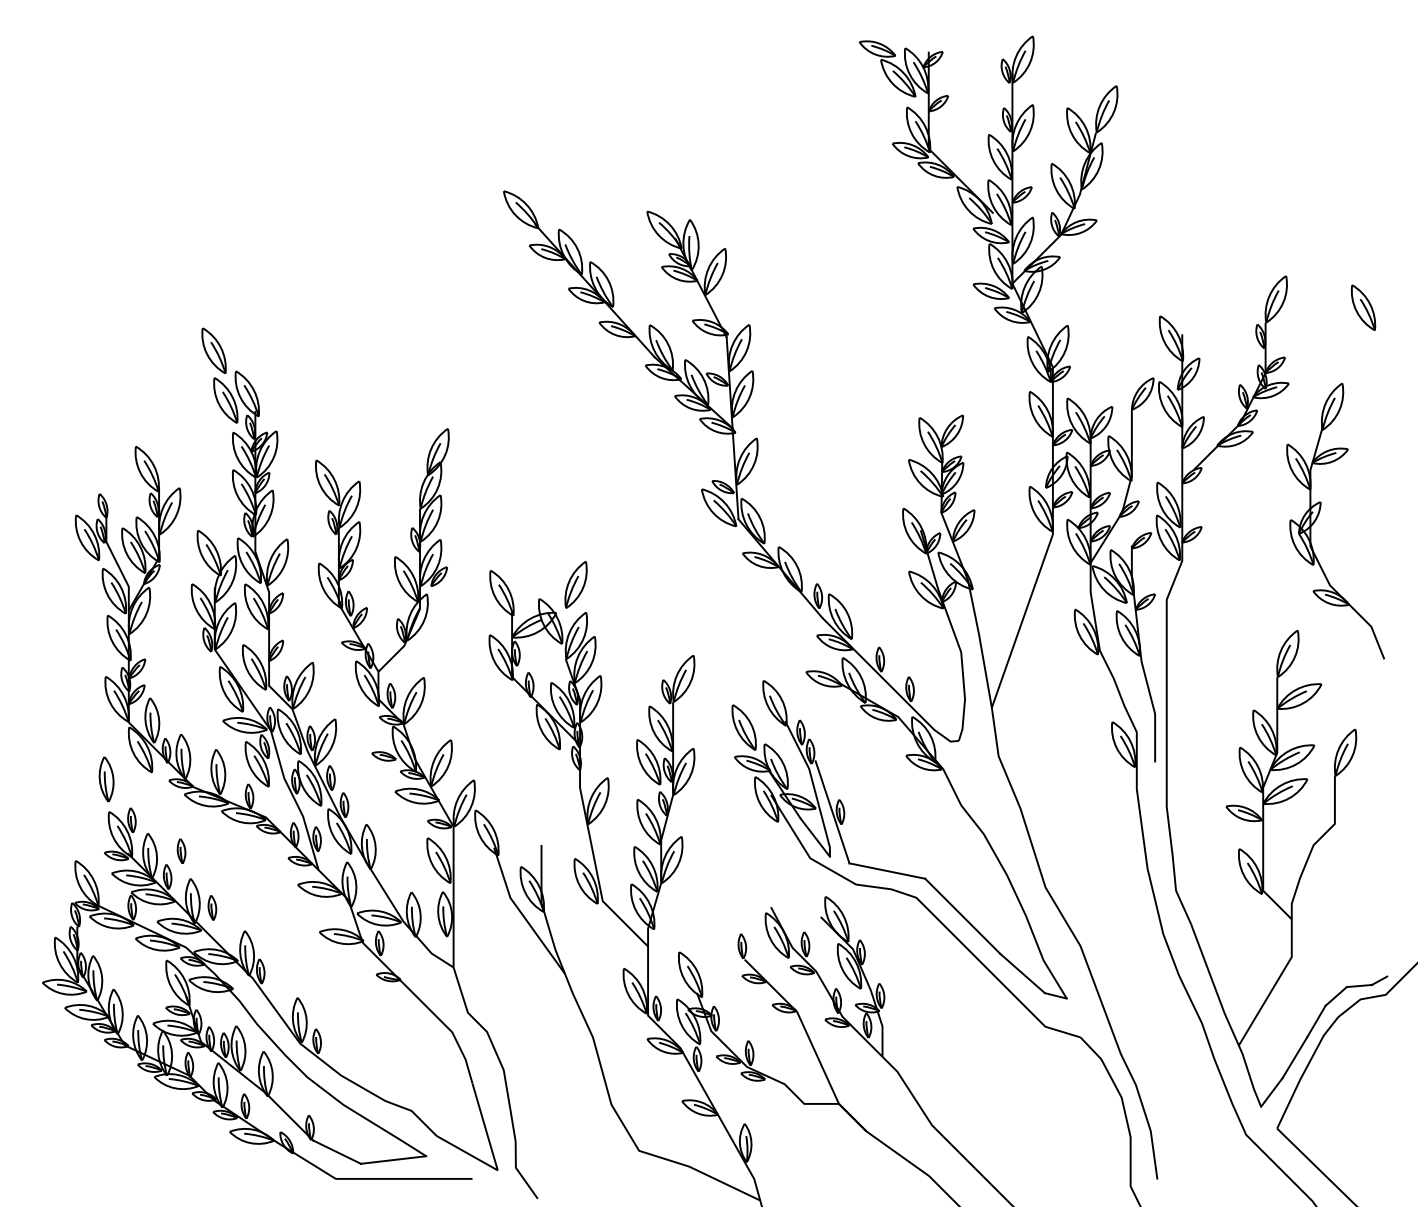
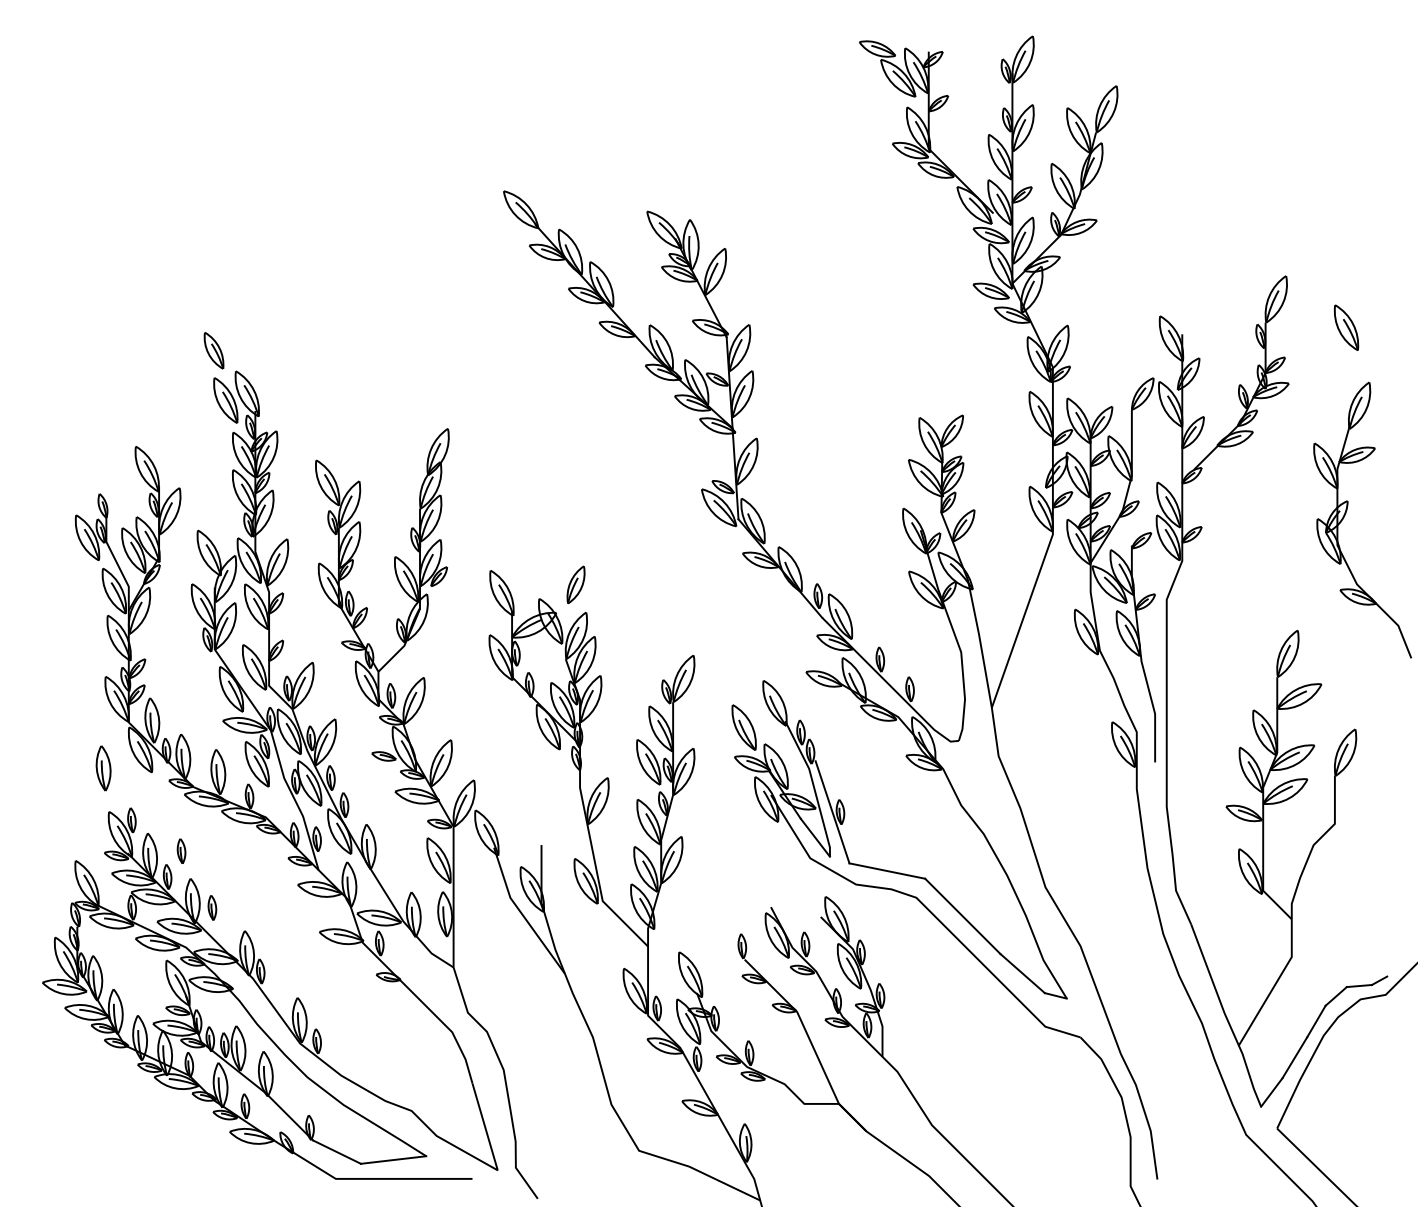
part position: (1363, 307) -> (1346, 327) (1346, 327)
part size: 26x47 px -> 22x38 px (213, 350)
part position: (1319, 514) -> (1346, 513) (1346, 513)
part size: 24x48 px -> 20x40 px (575, 584)
part position: (106, 779) -> (103, 768) (103, 768)
